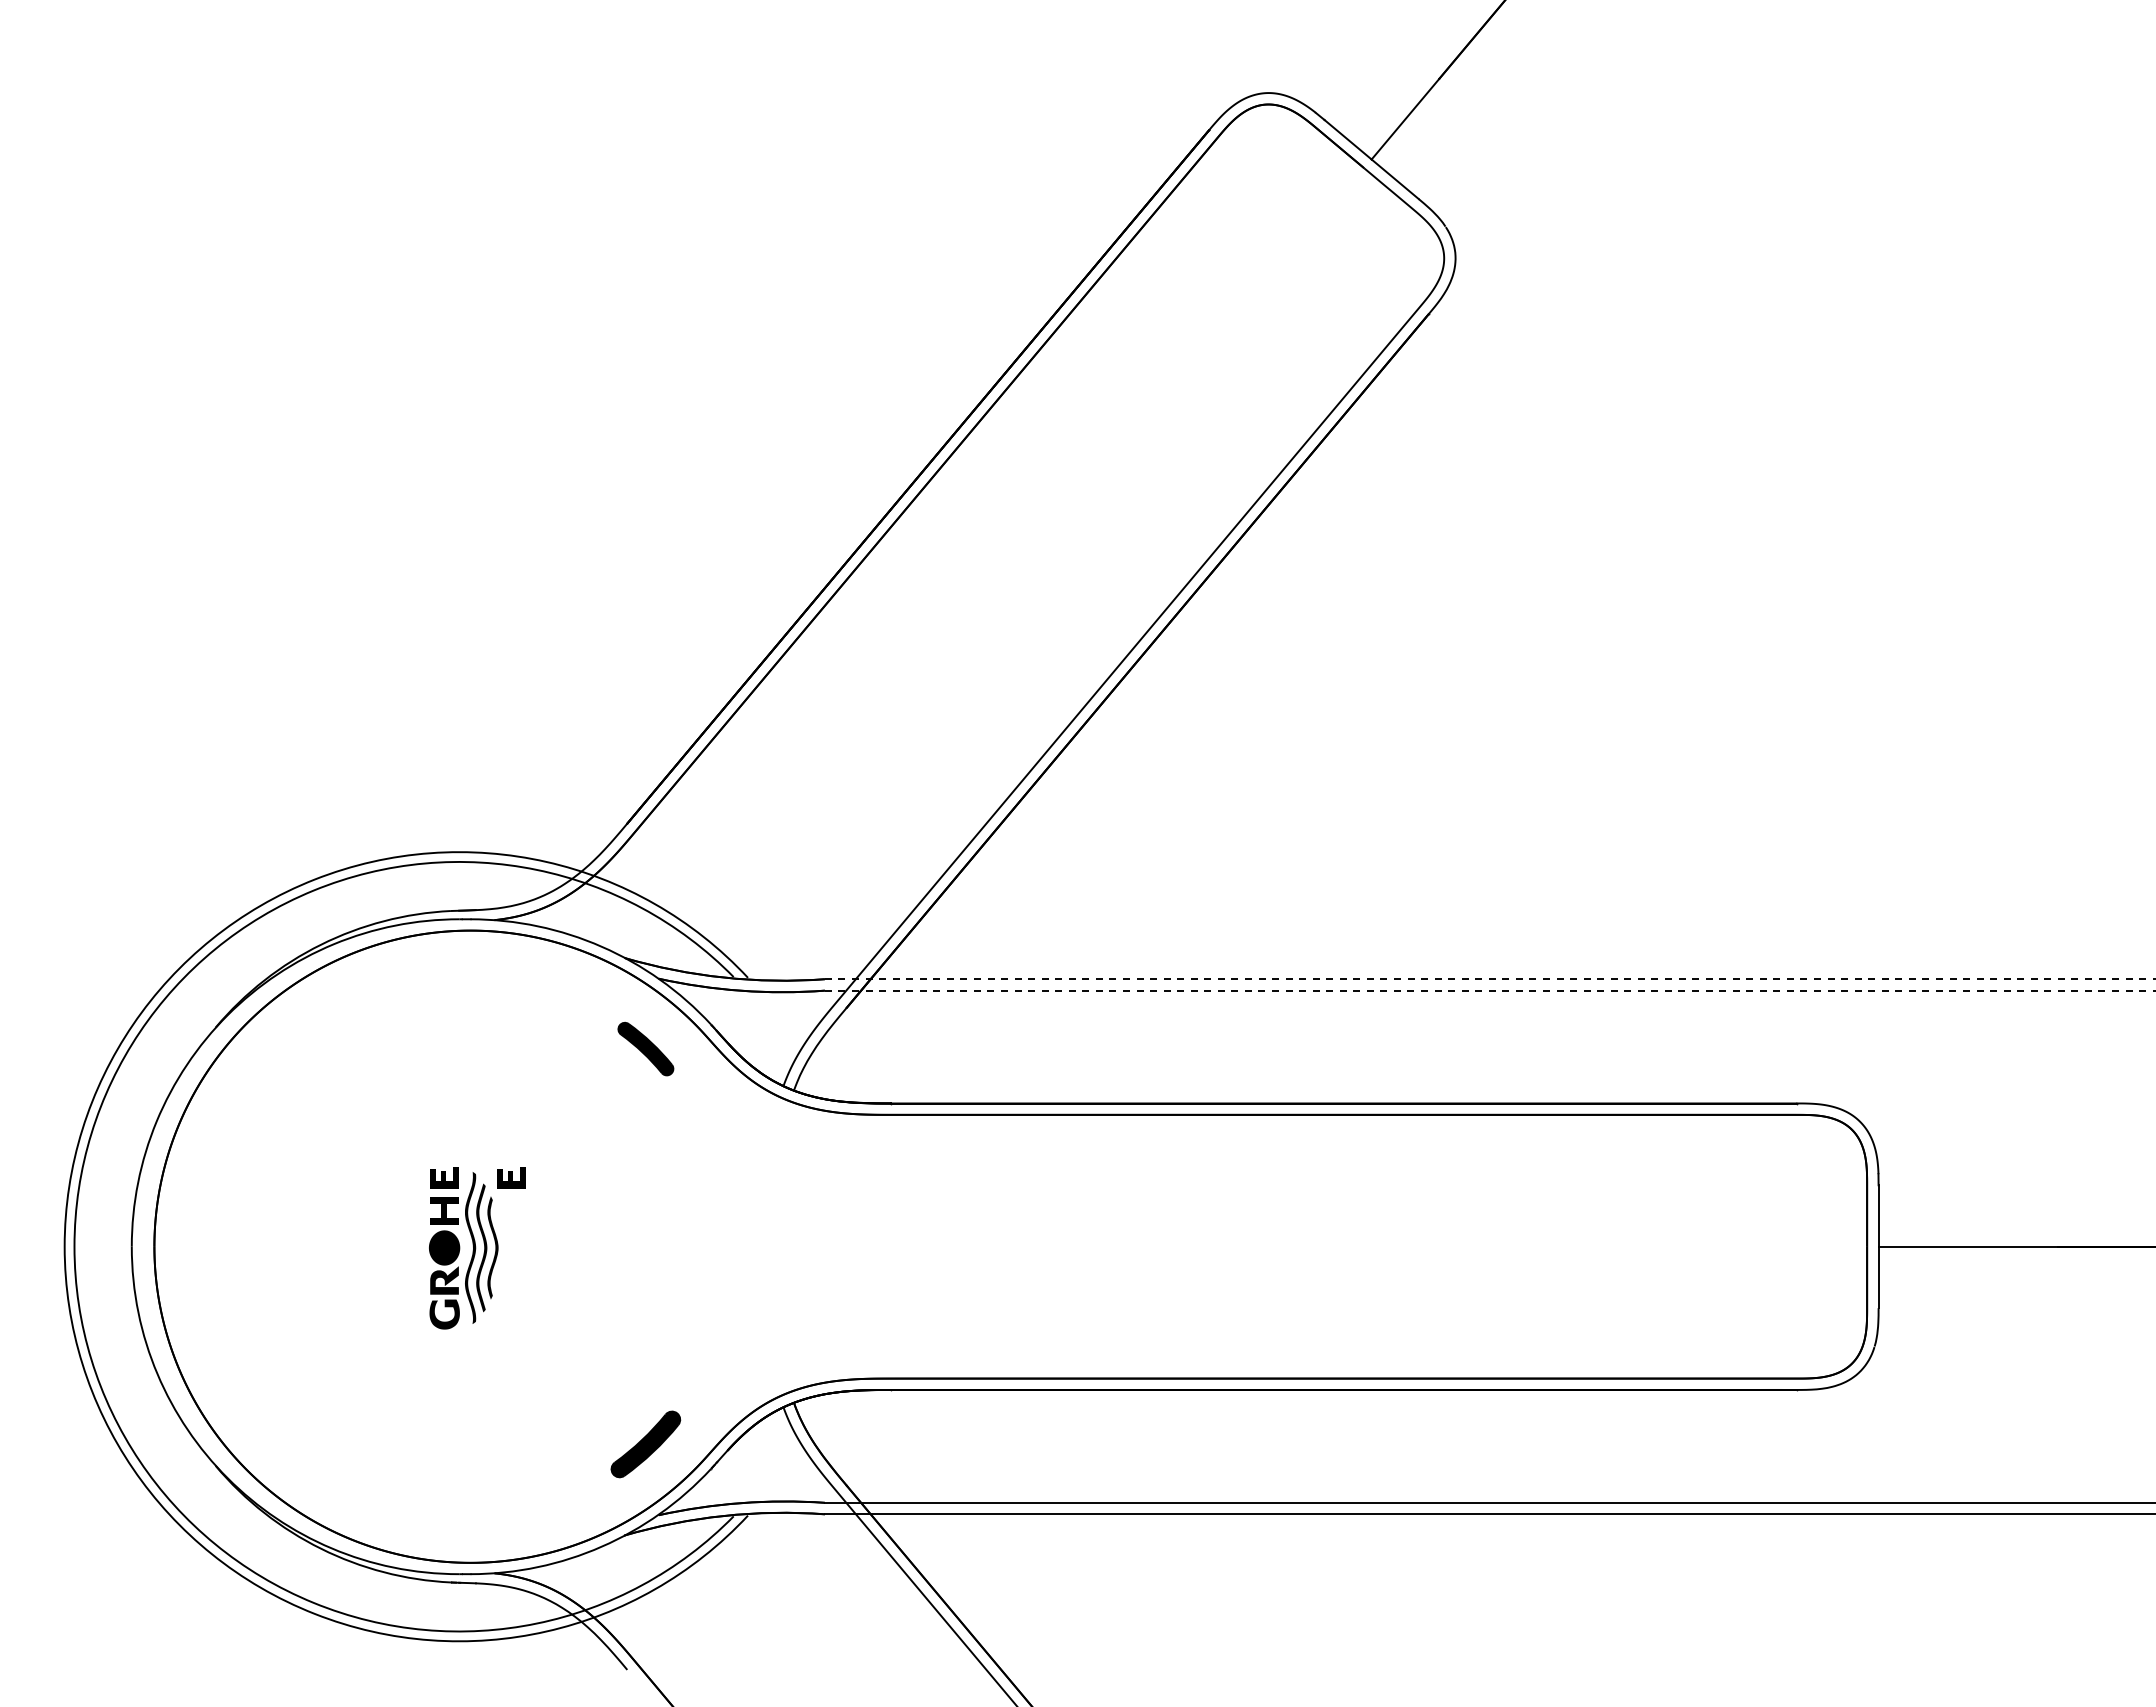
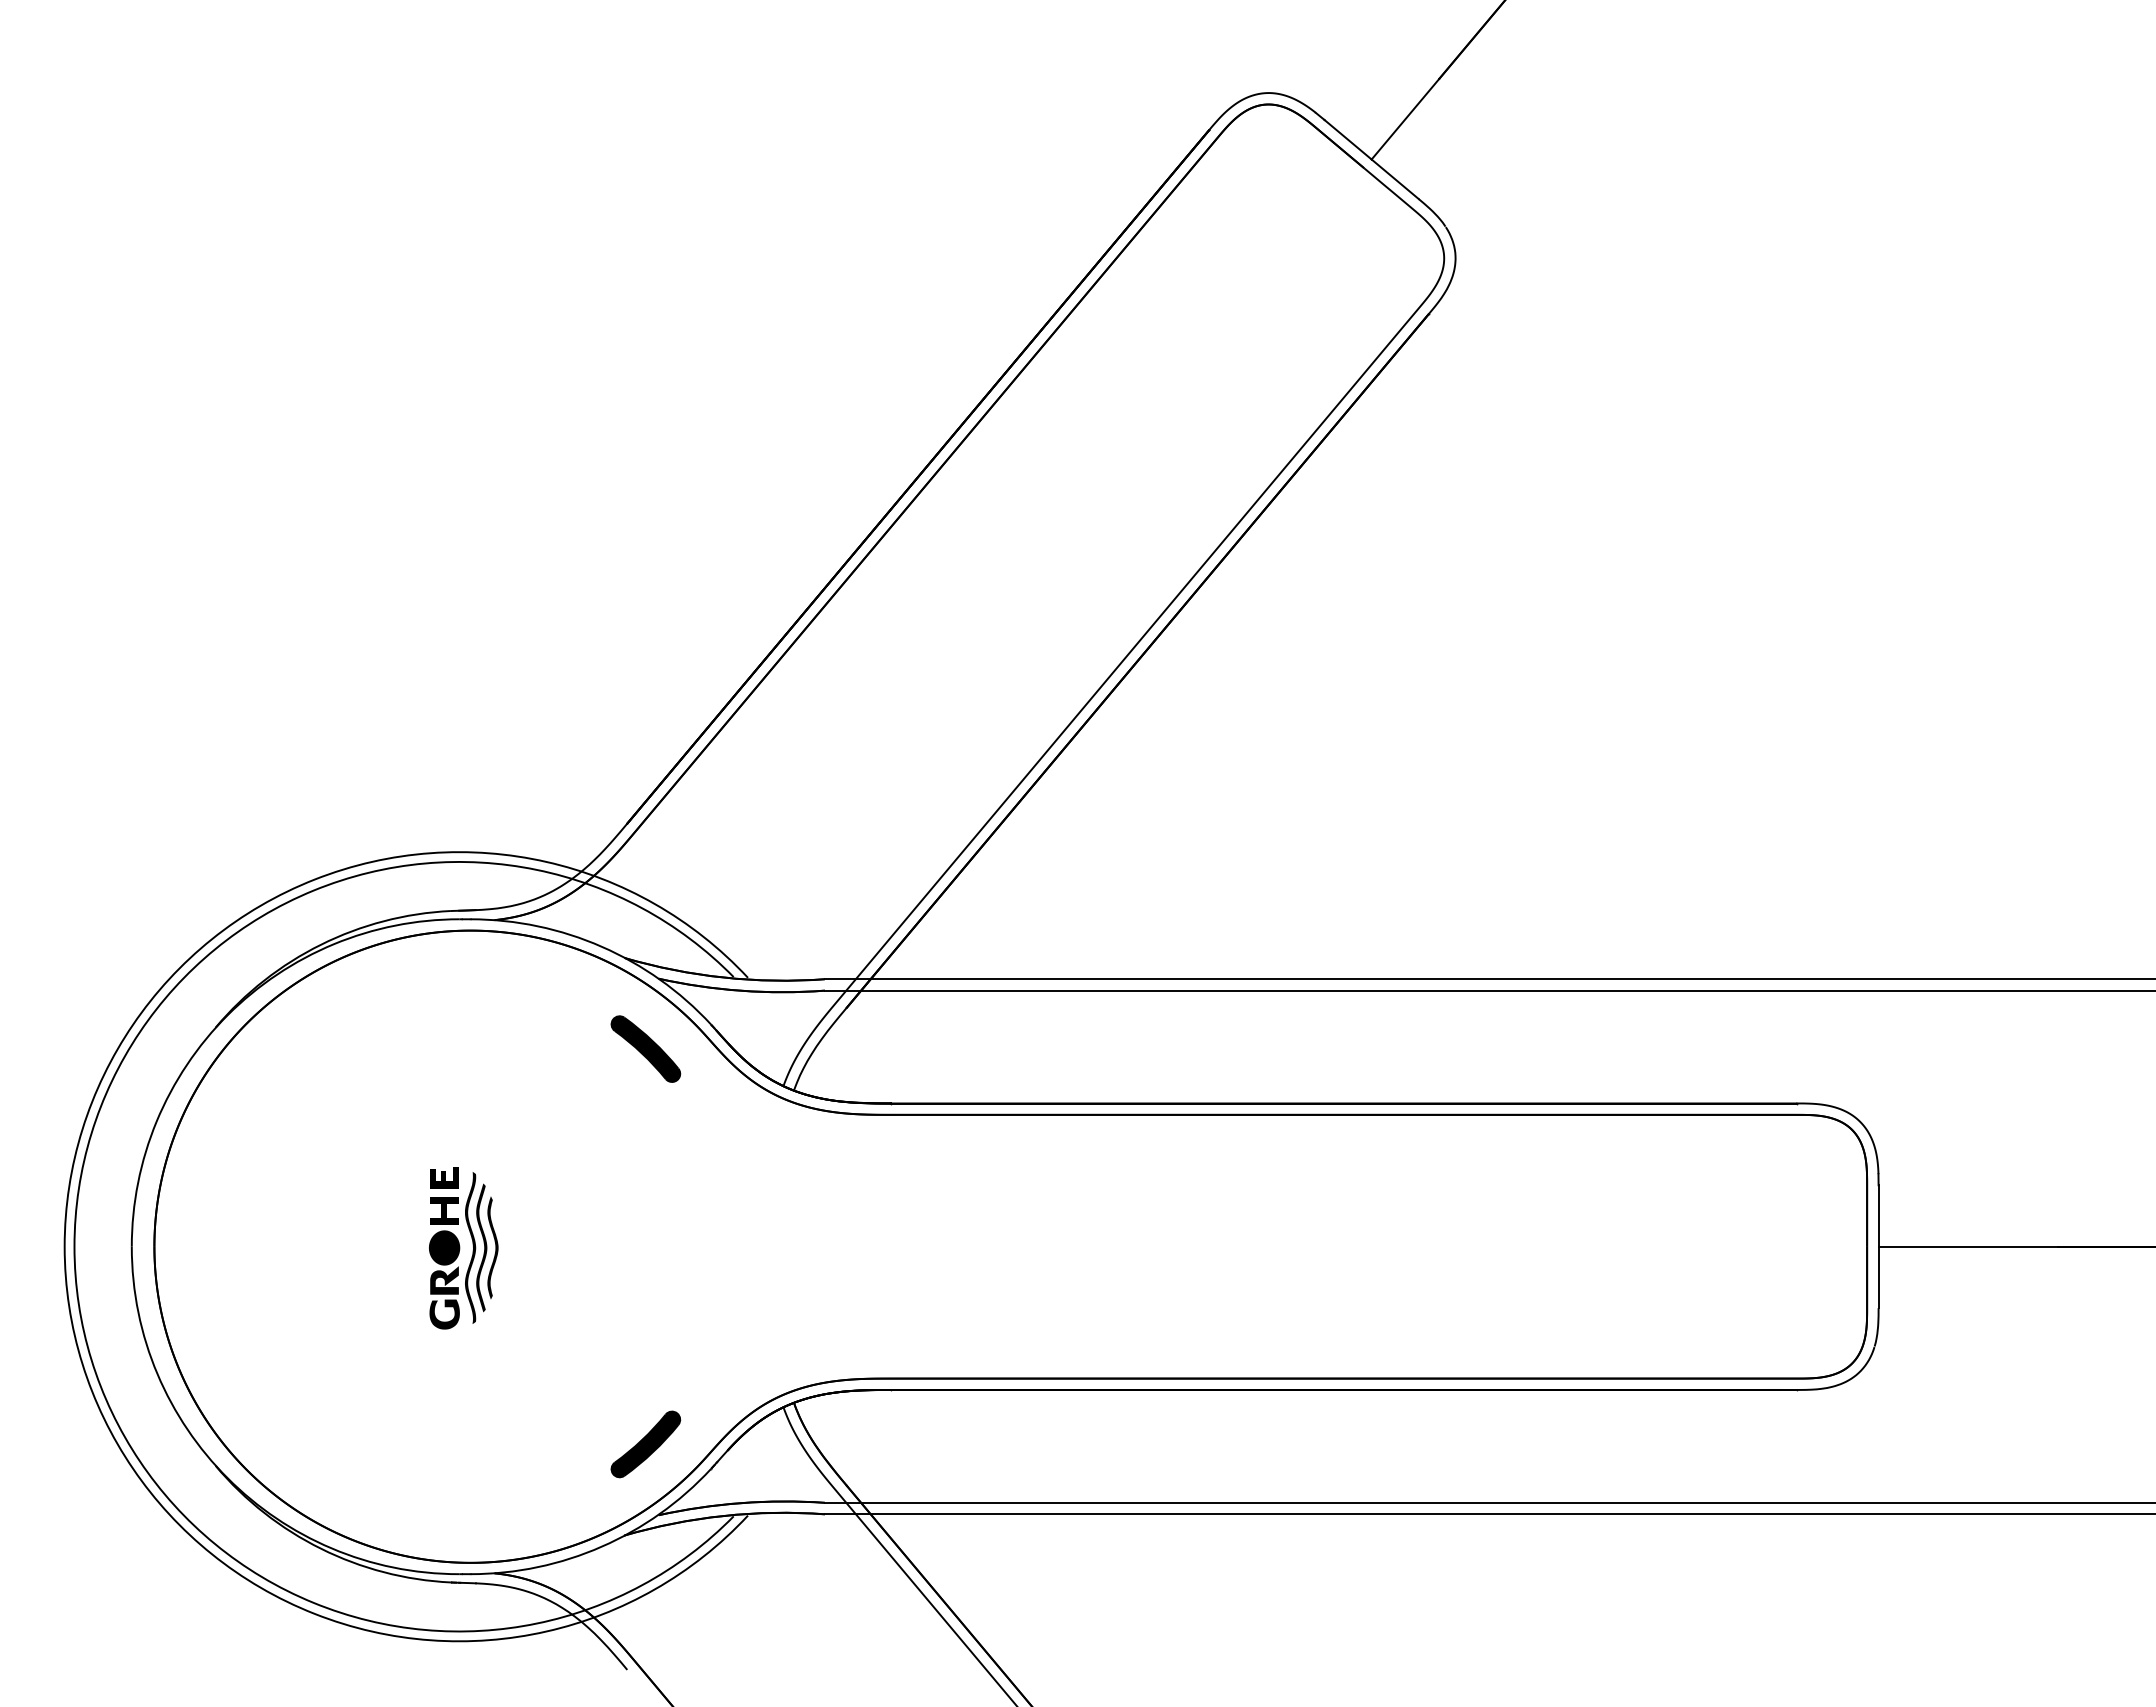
line: dashed -> solid (1490, 979)
line: dashed -> solid (1490, 990)
part size: 58x56 px -> 72x68 px (645, 1048)
part: present -> none (511, 1177)
